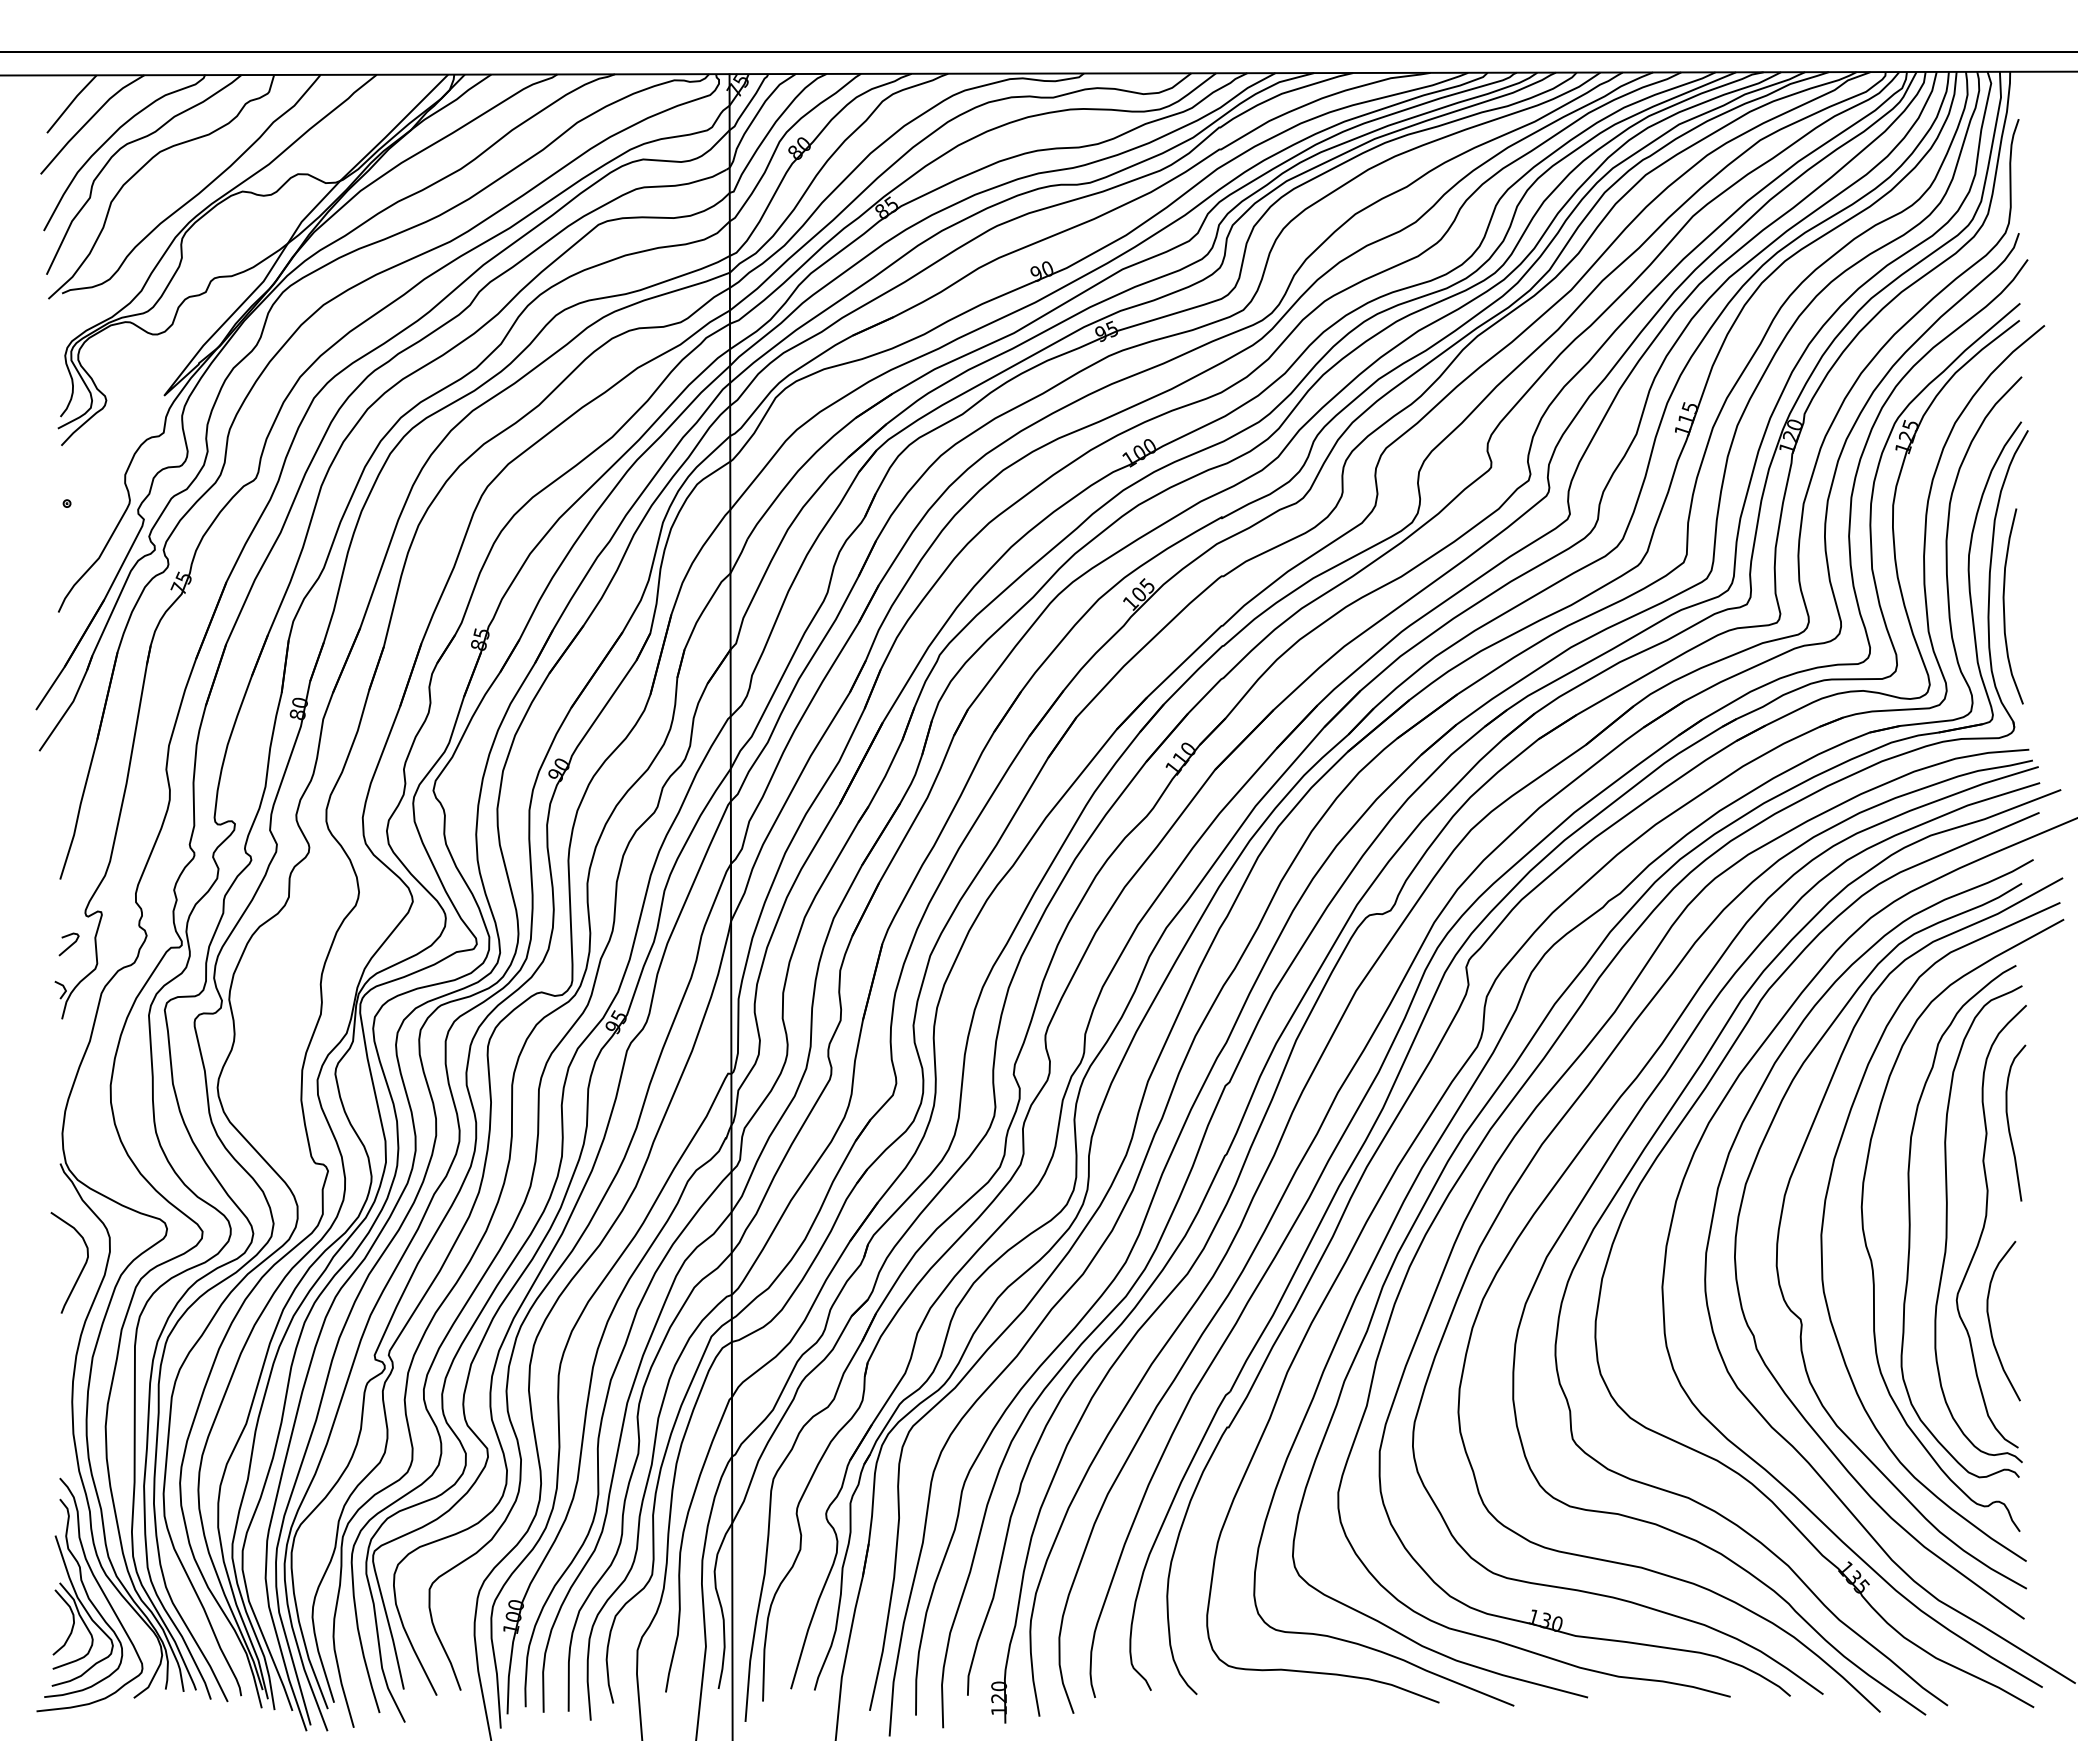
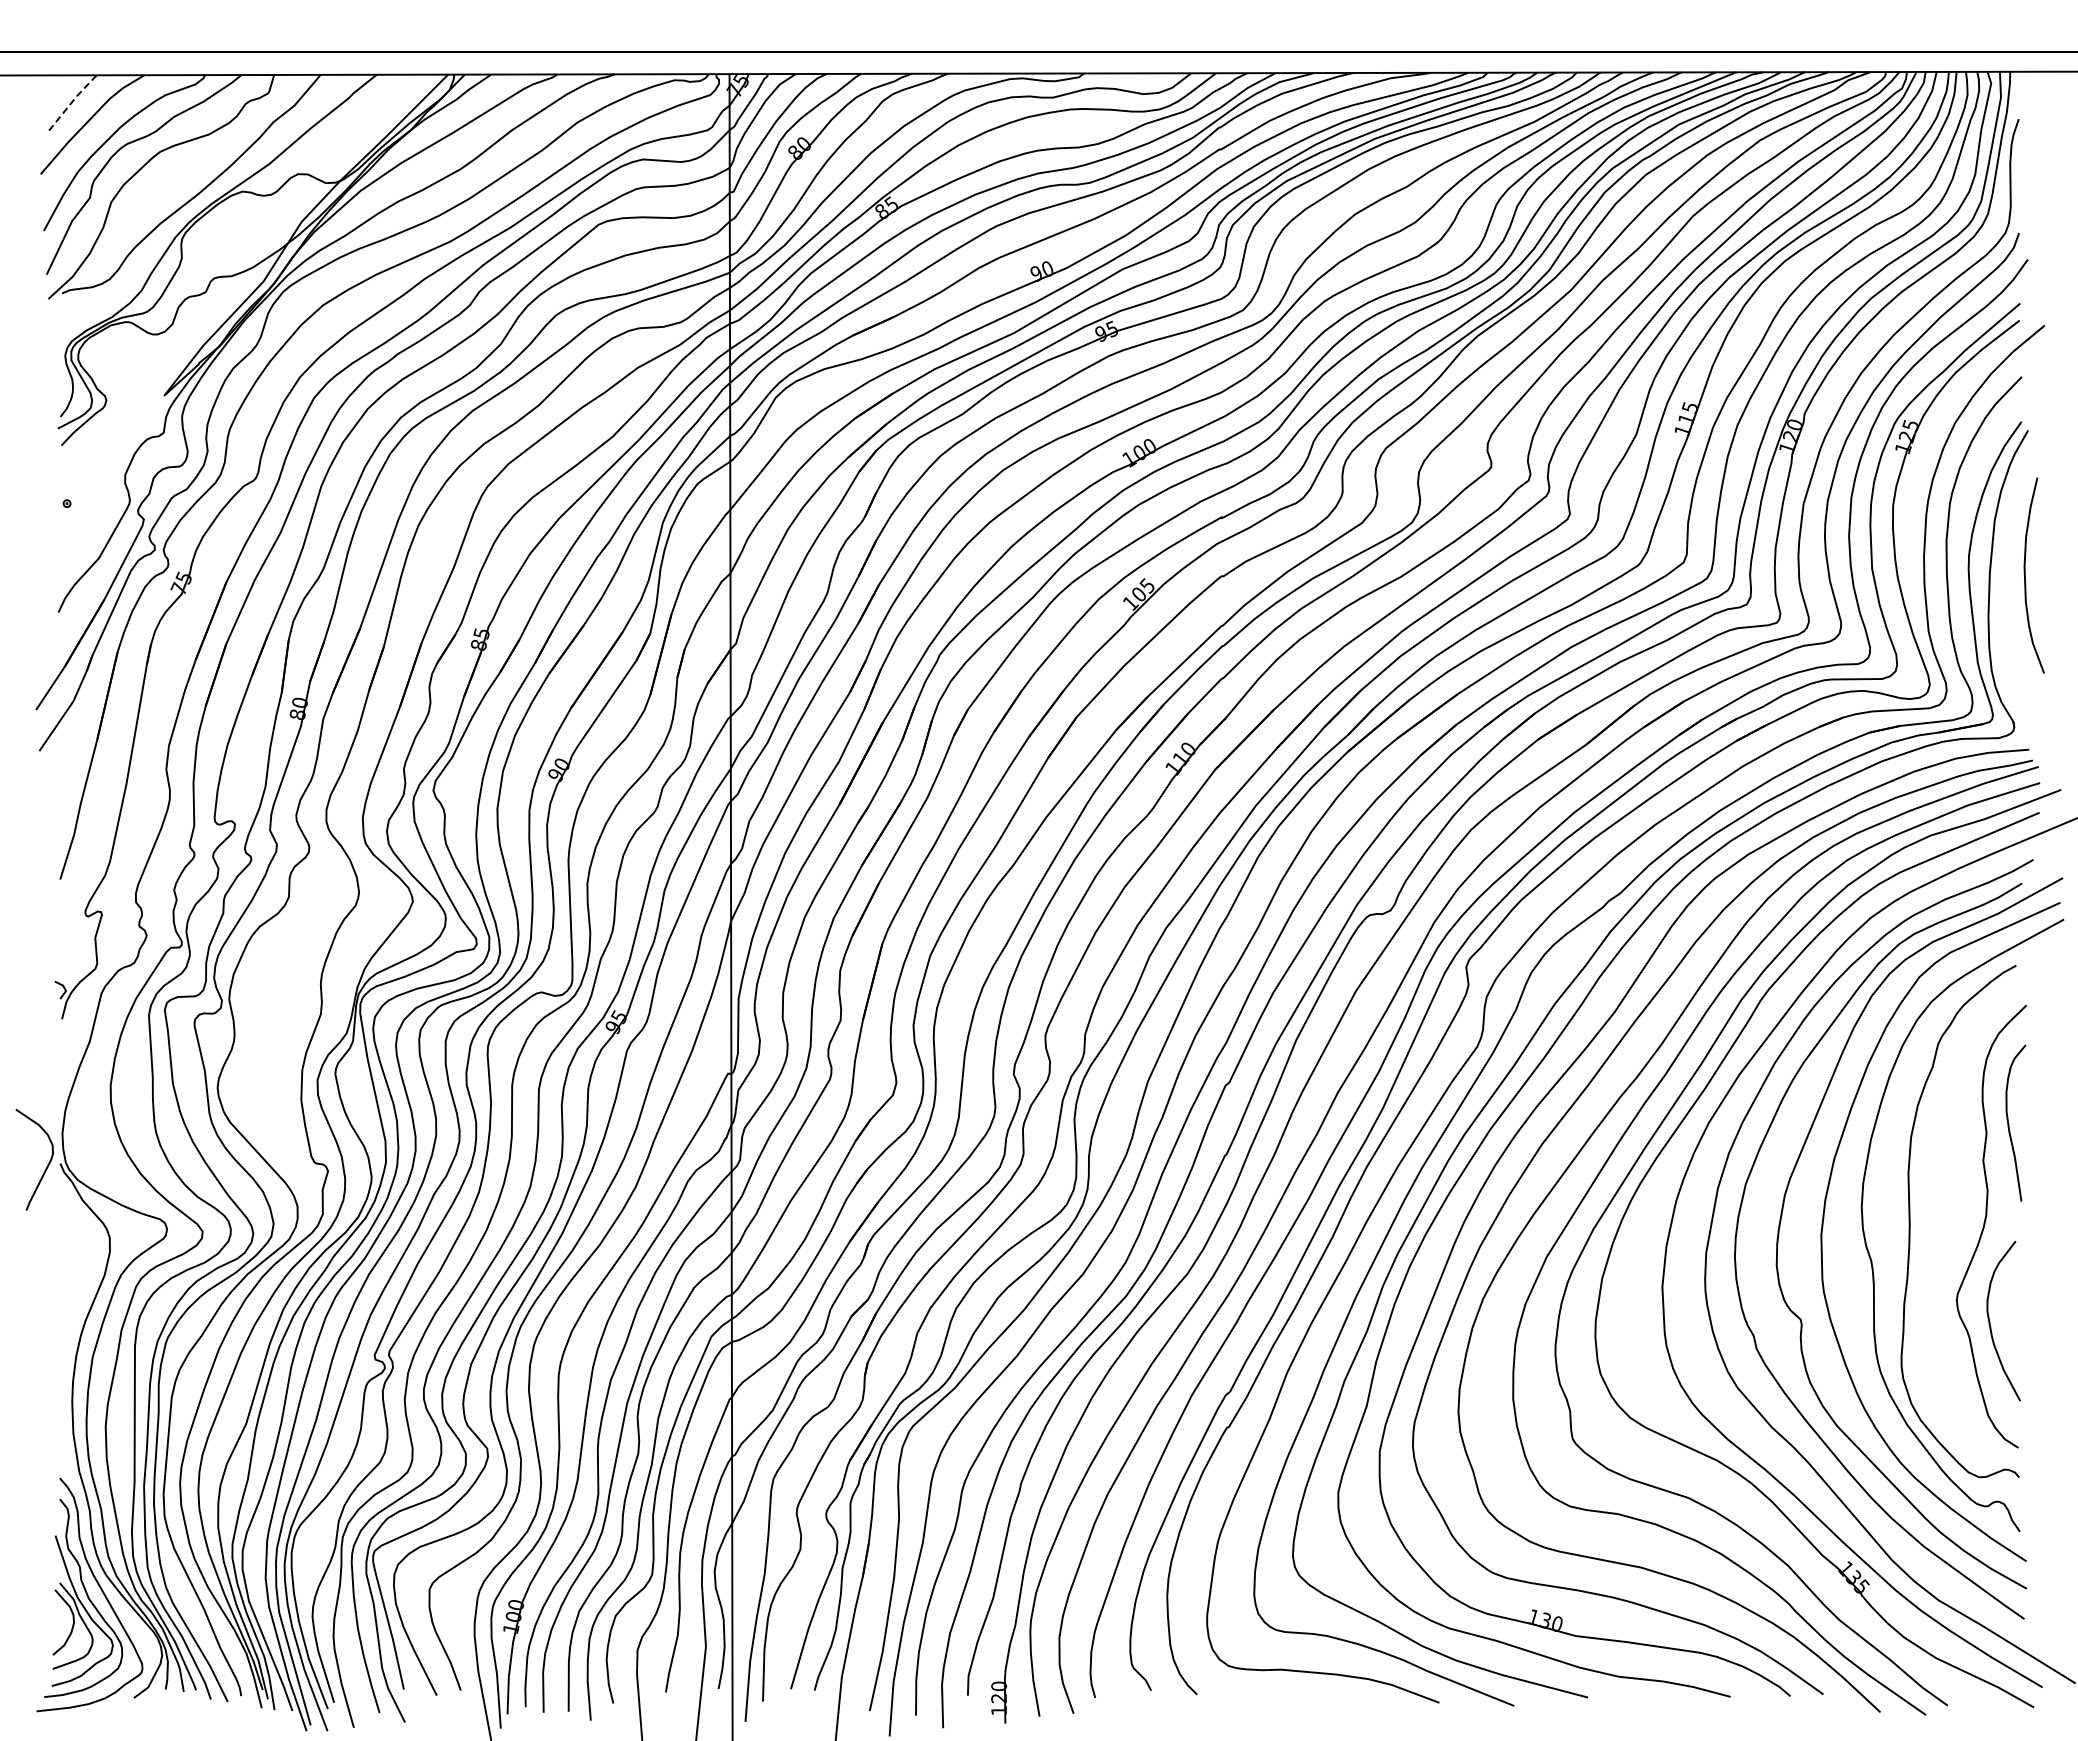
line: solid -> dashed (71, 102)
curve position: (2004, 606) -> (2025, 575) (2025, 575)
curve: present -> none (69, 945)
curve: present -> none (1947, 1224)
curve position: (81, 1269) -> (46, 1166) (46, 1166)
